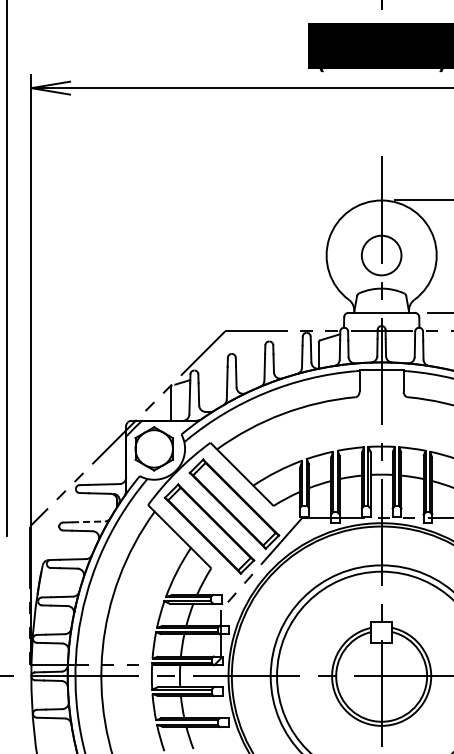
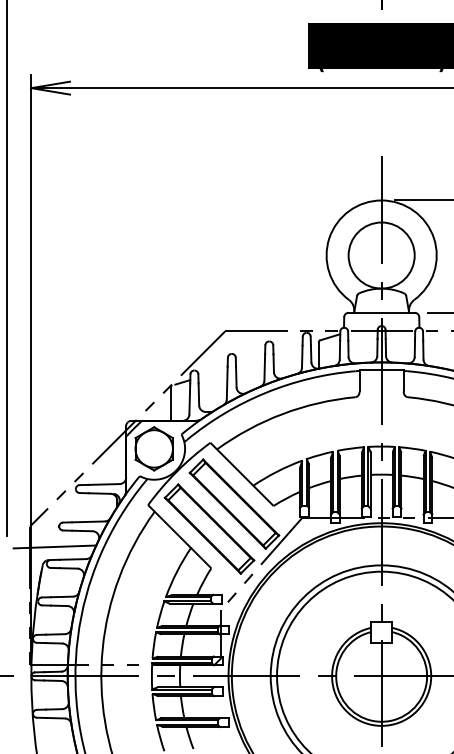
circle diameter: 40 px -> 66 px (381, 255)
line: dashed -> solid (89, 521)
line: none -> present (54, 546)
